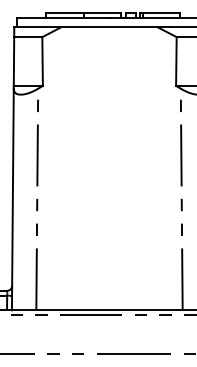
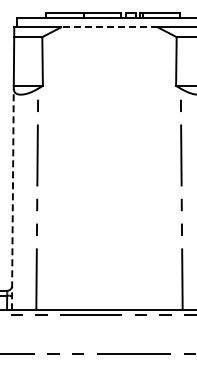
line: solid -> dashed (108, 27)
line: solid -> dashed (12, 199)
